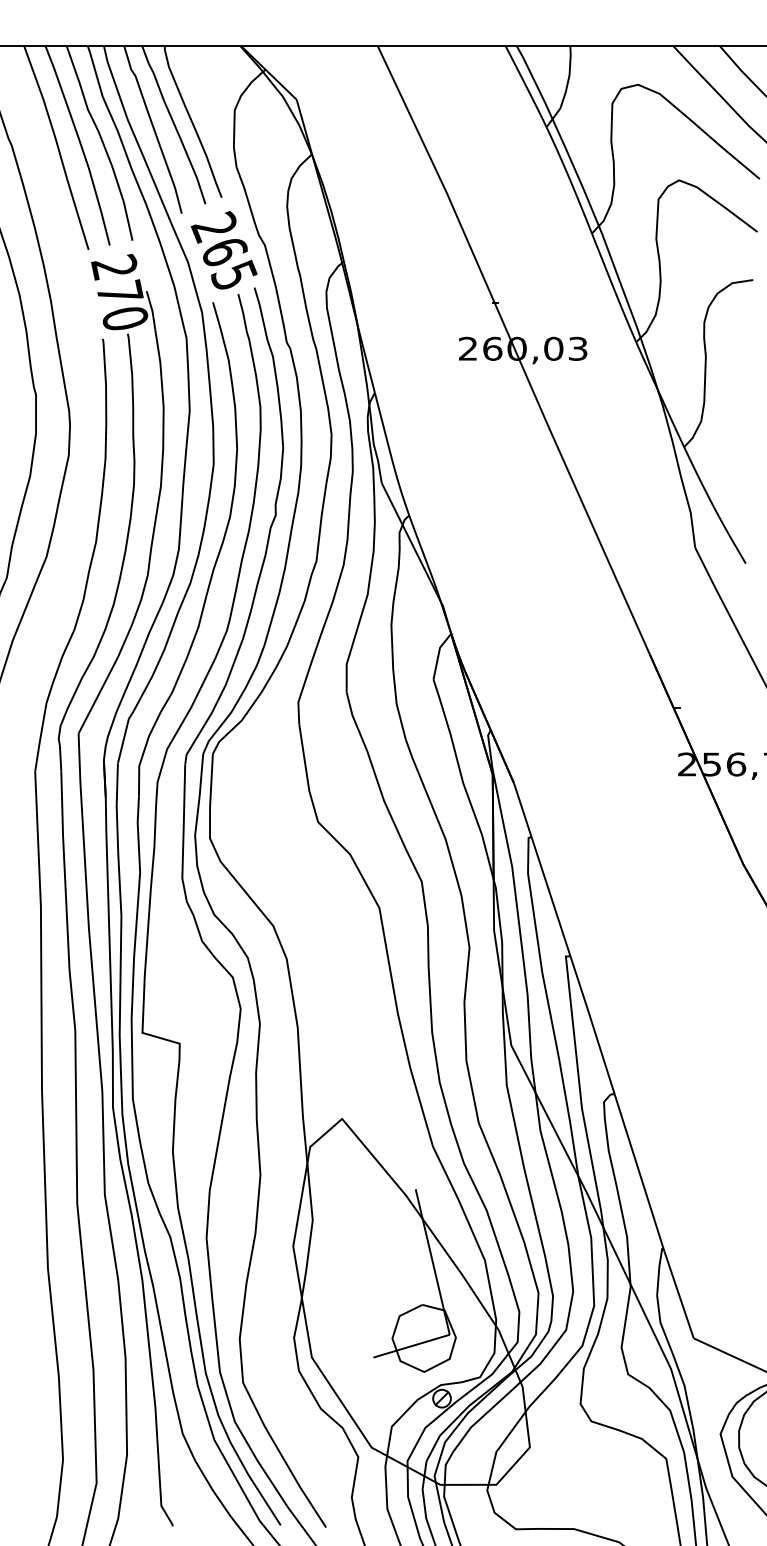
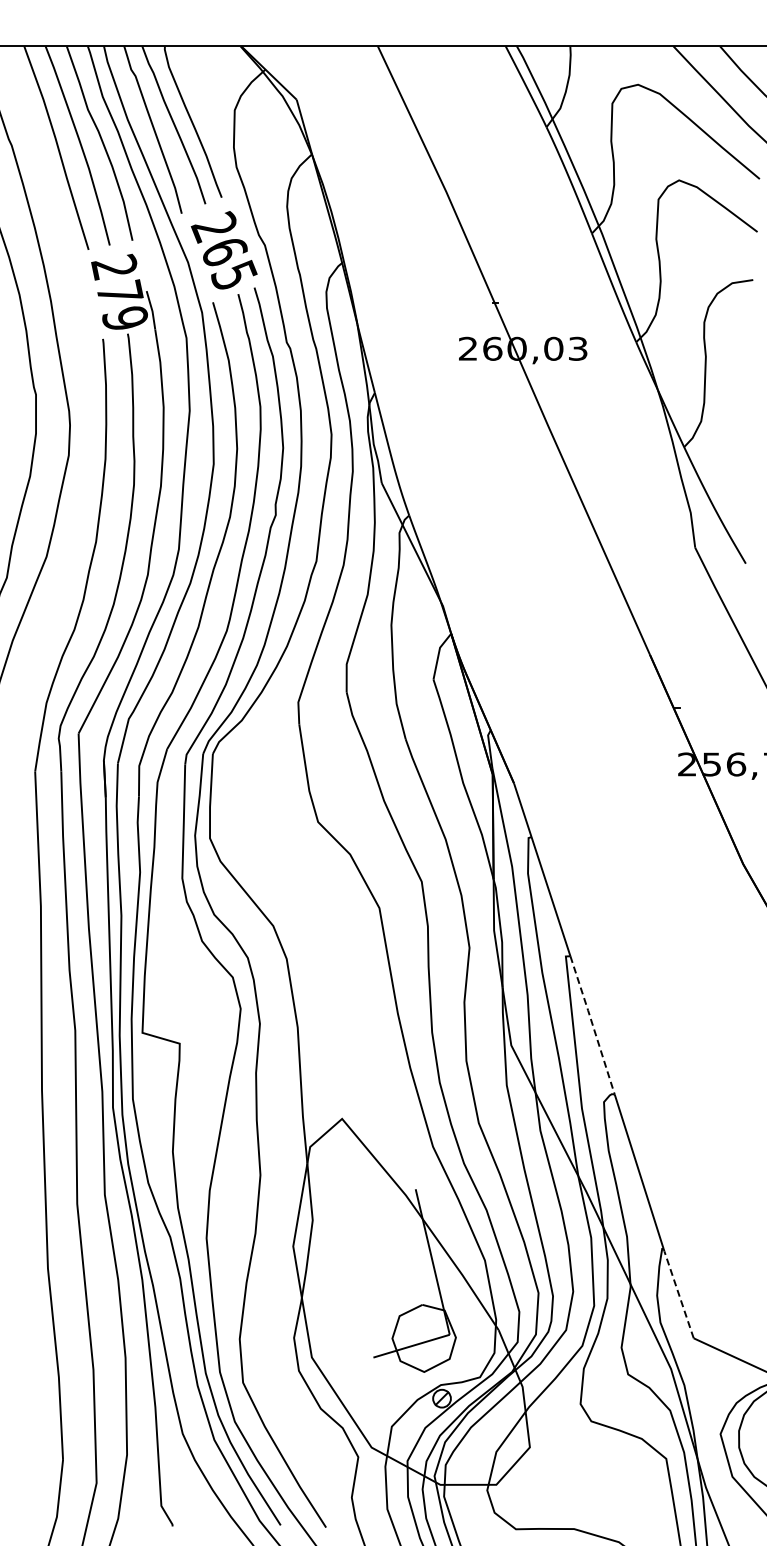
text: 270 -> 279 (125, 318)
line: solid -> dashed (592, 1024)
line: solid -> dashed (679, 1294)
